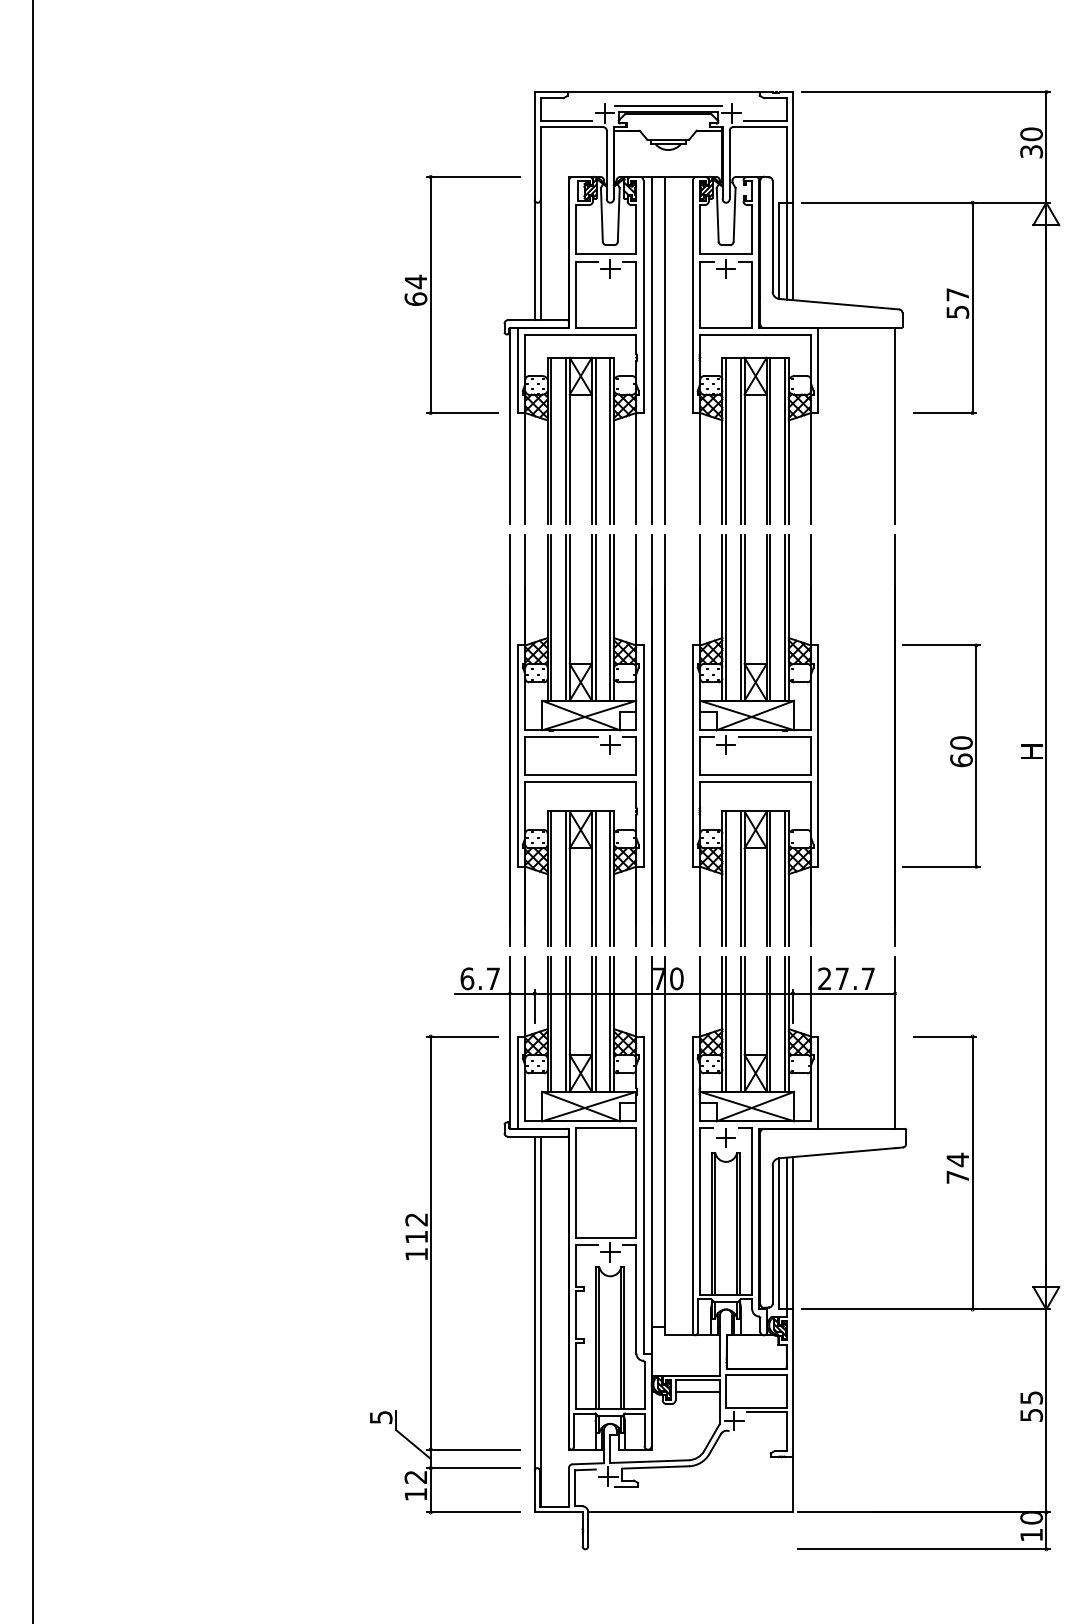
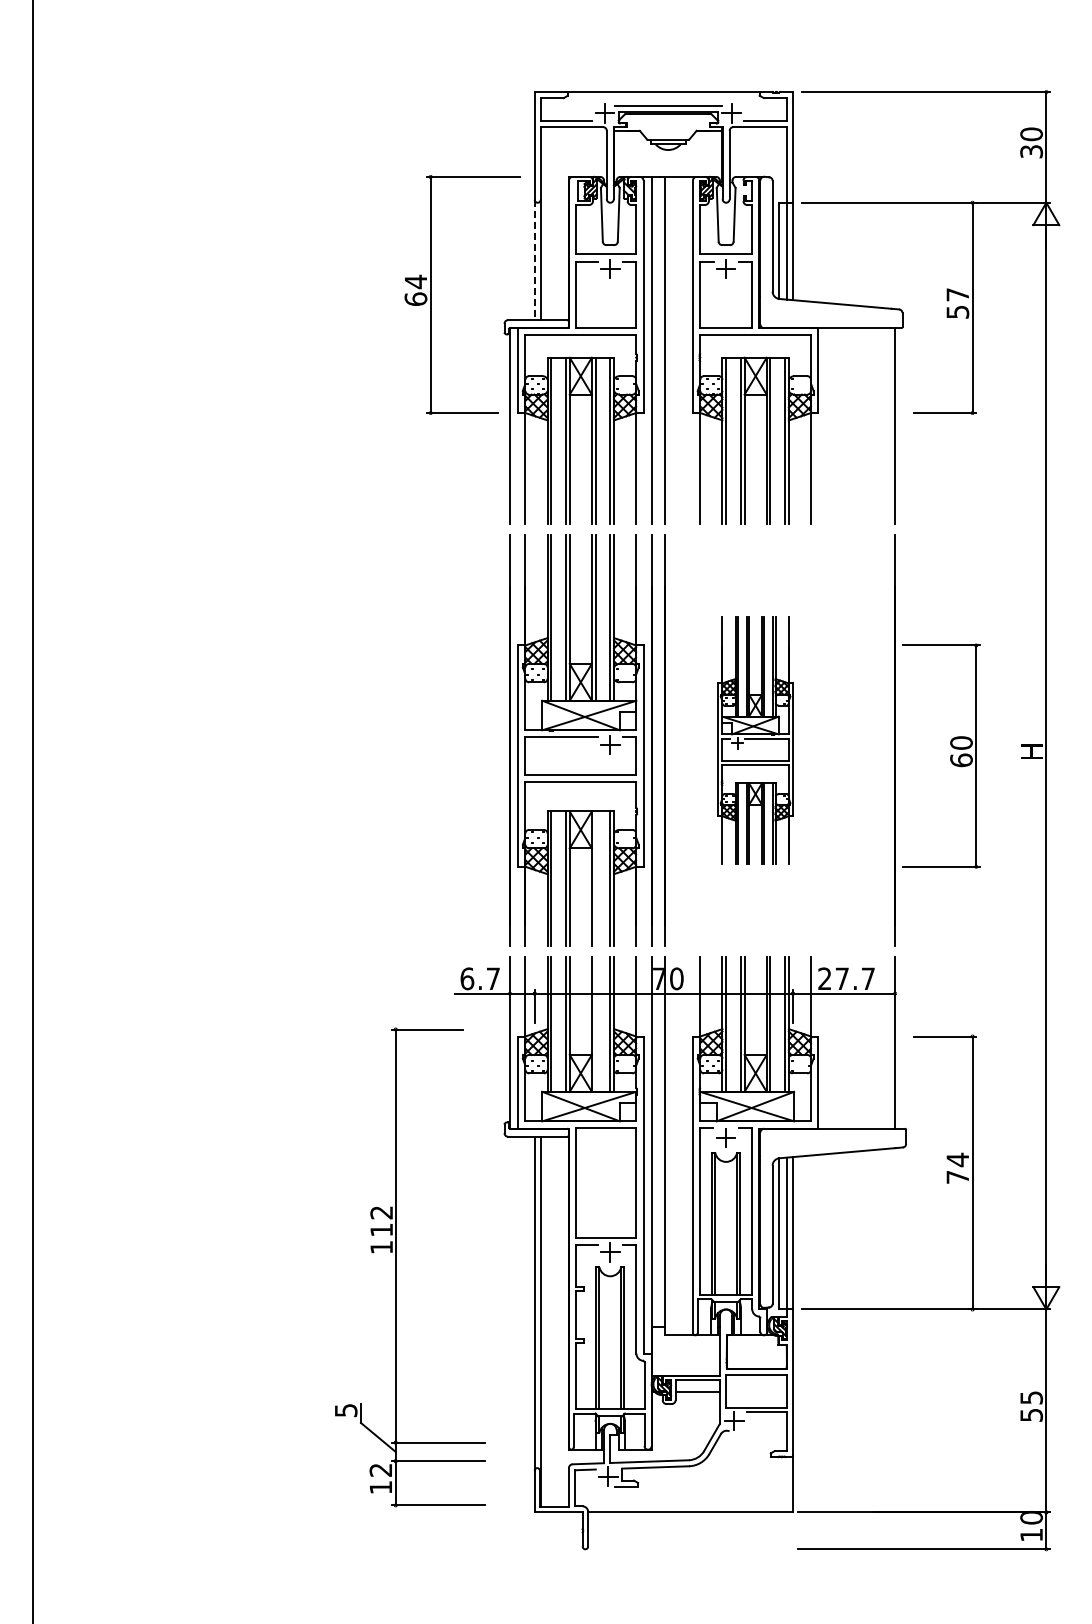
line: solid -> dashed (534, 260)
part size: 127x413 px -> 77x249 px (755, 740)
line: present -> none (595, 878)
line: present -> none (595, 1024)
part position: (431, 1274) -> (396, 1267) (396, 1267)
